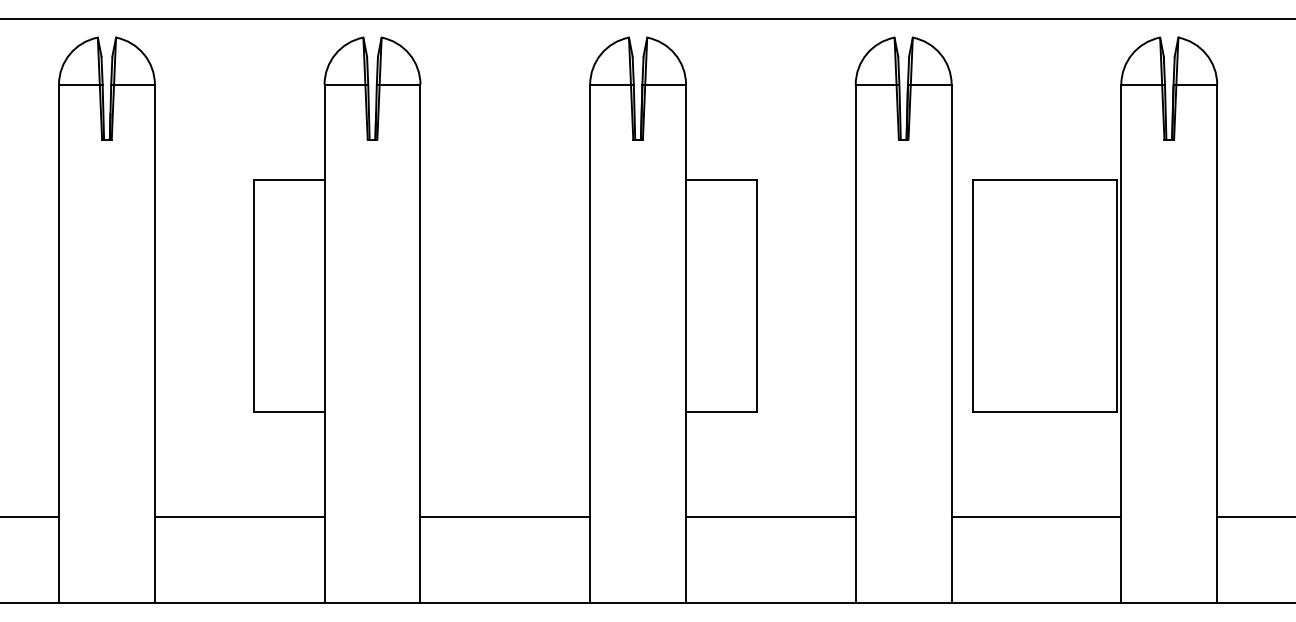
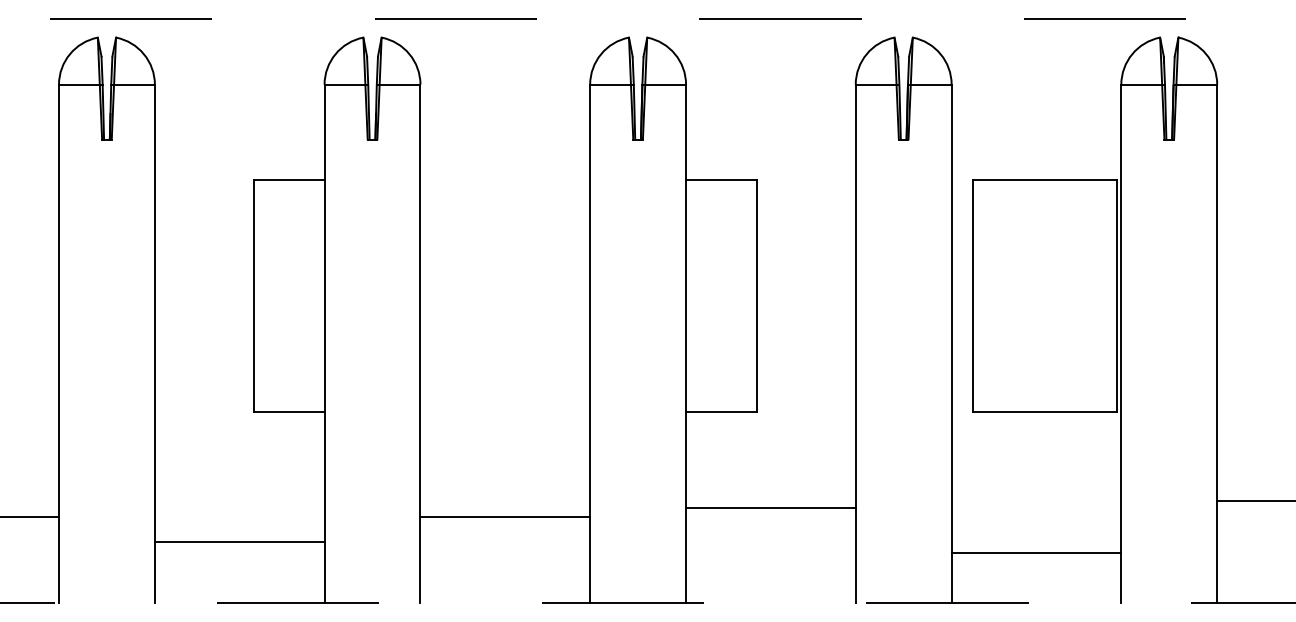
line: solid -> dashed (648, 18)
line position: (239, 517) -> (239, 542) (239, 542)
line position: (770, 517) -> (770, 508) (770, 508)
line position: (1036, 517) -> (1036, 553) (1036, 553)
line position: (1254, 517) -> (1254, 501) (1254, 501)
line: solid -> dashed (648, 603)
